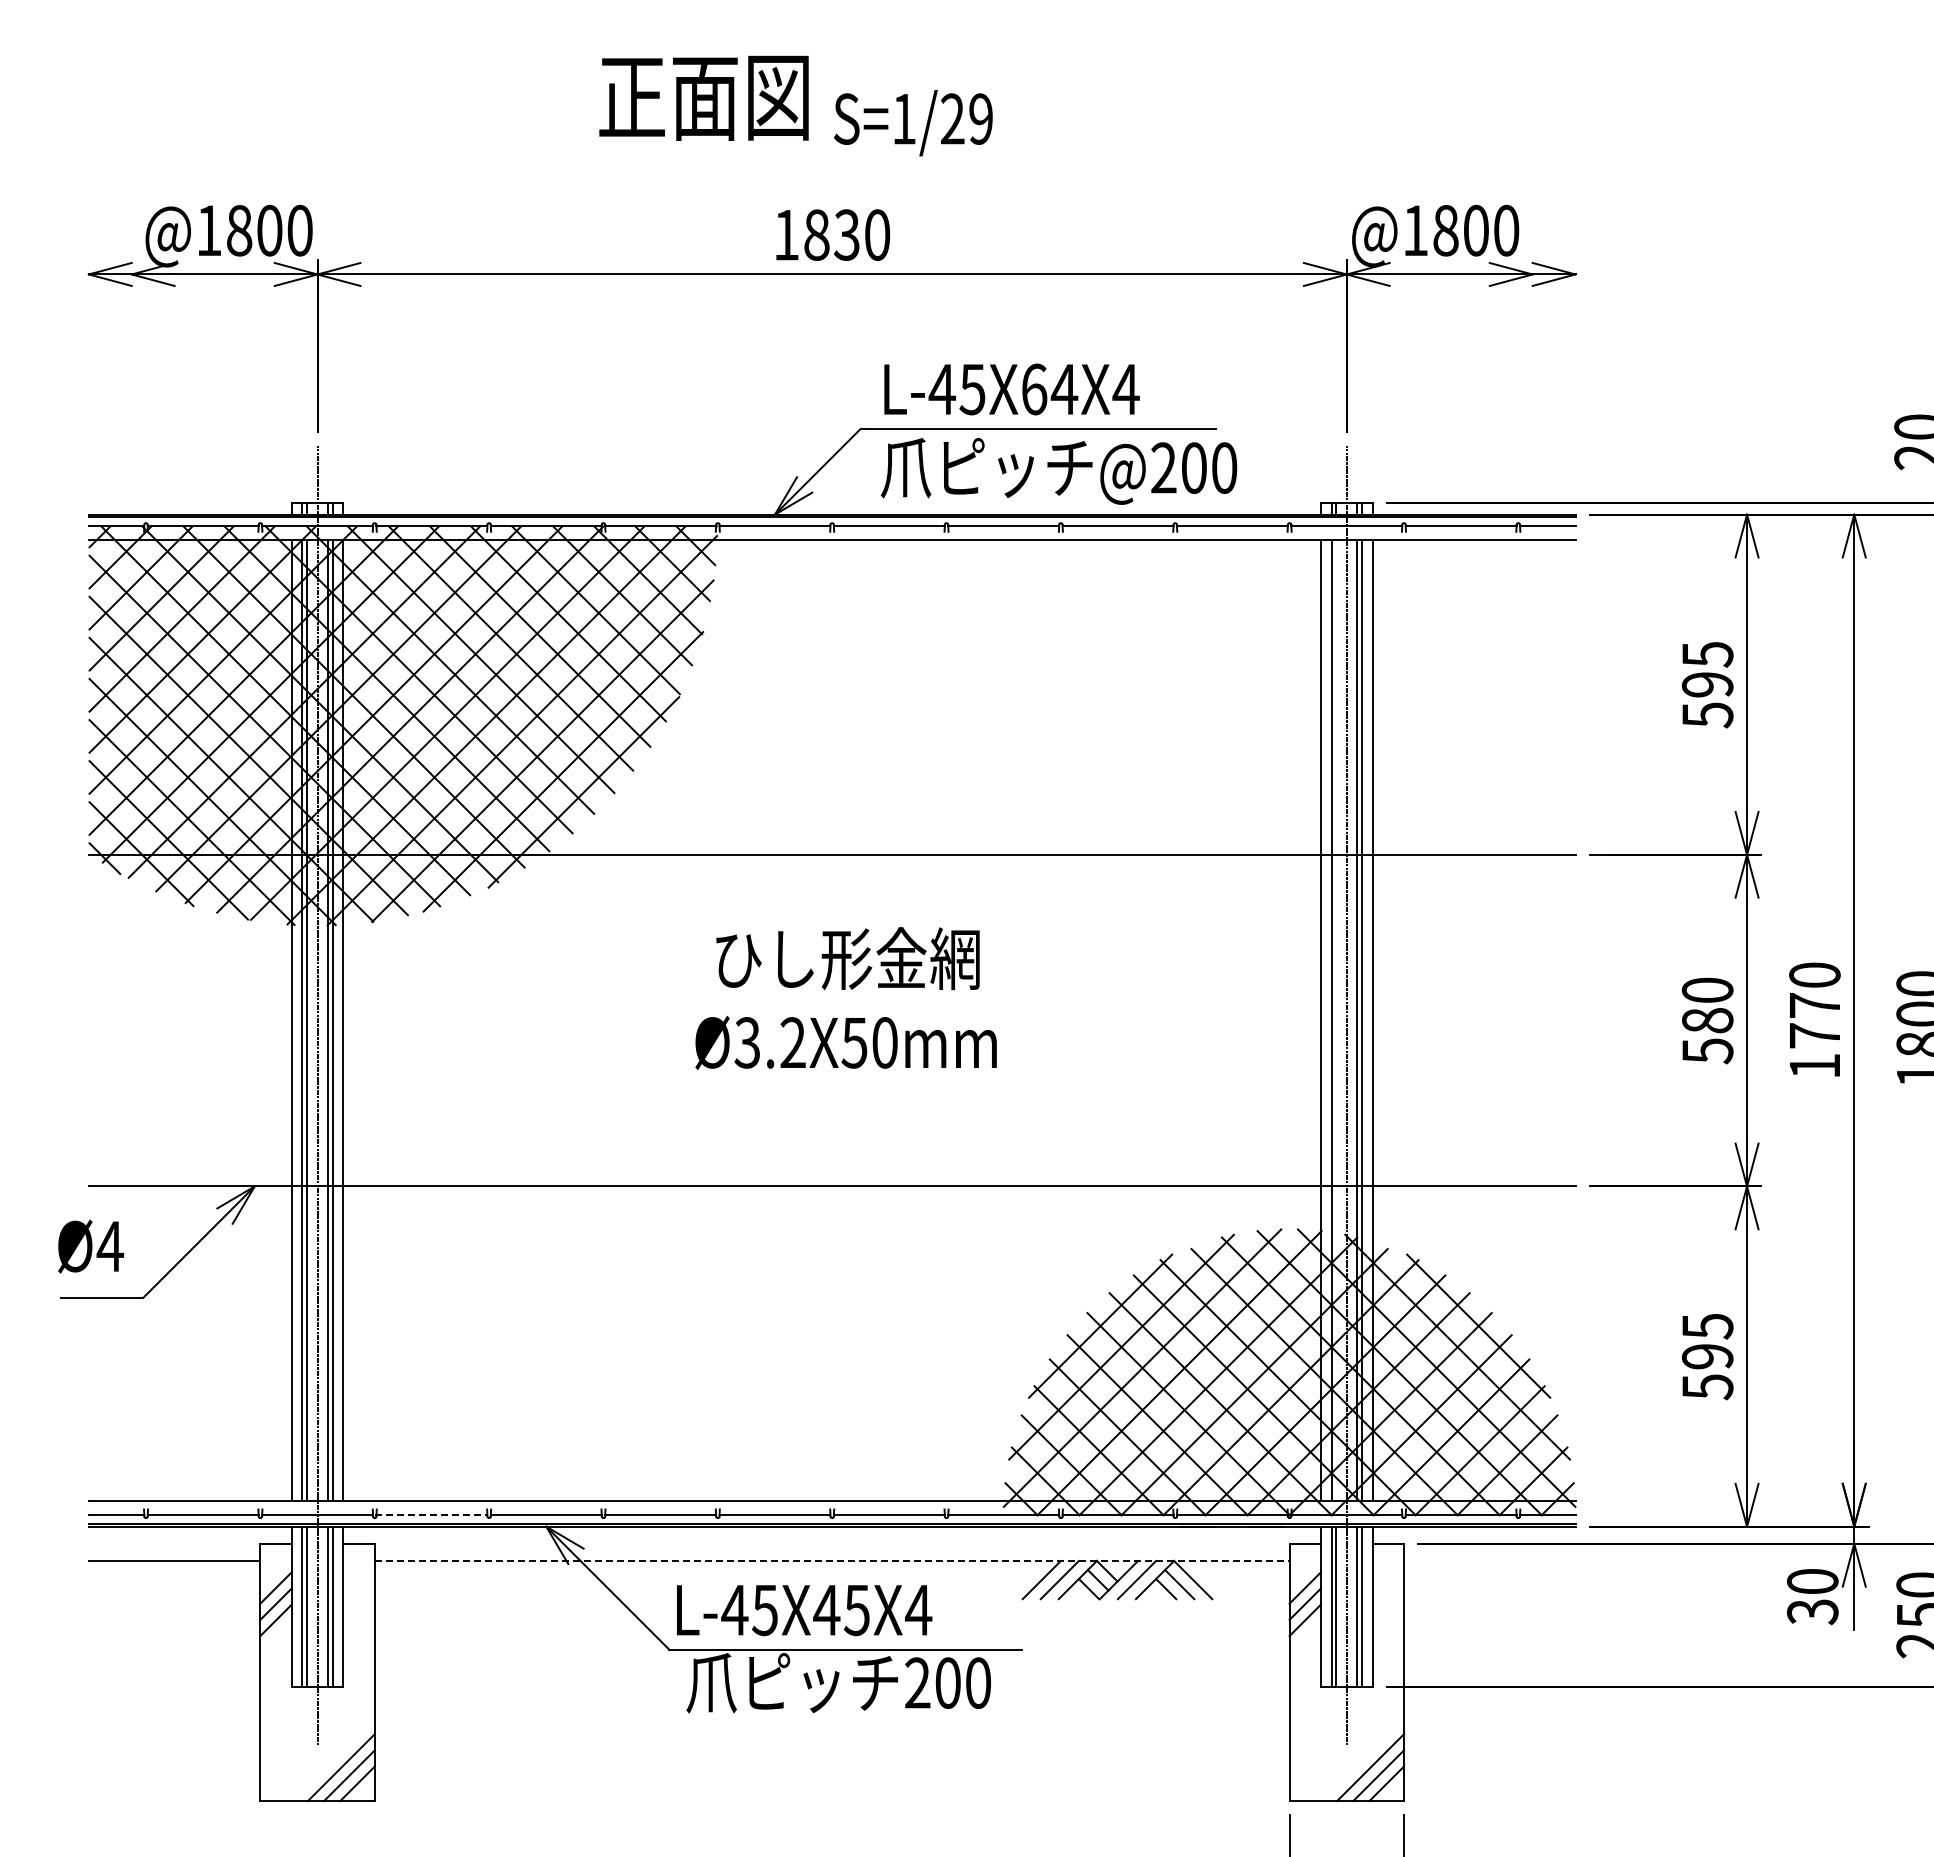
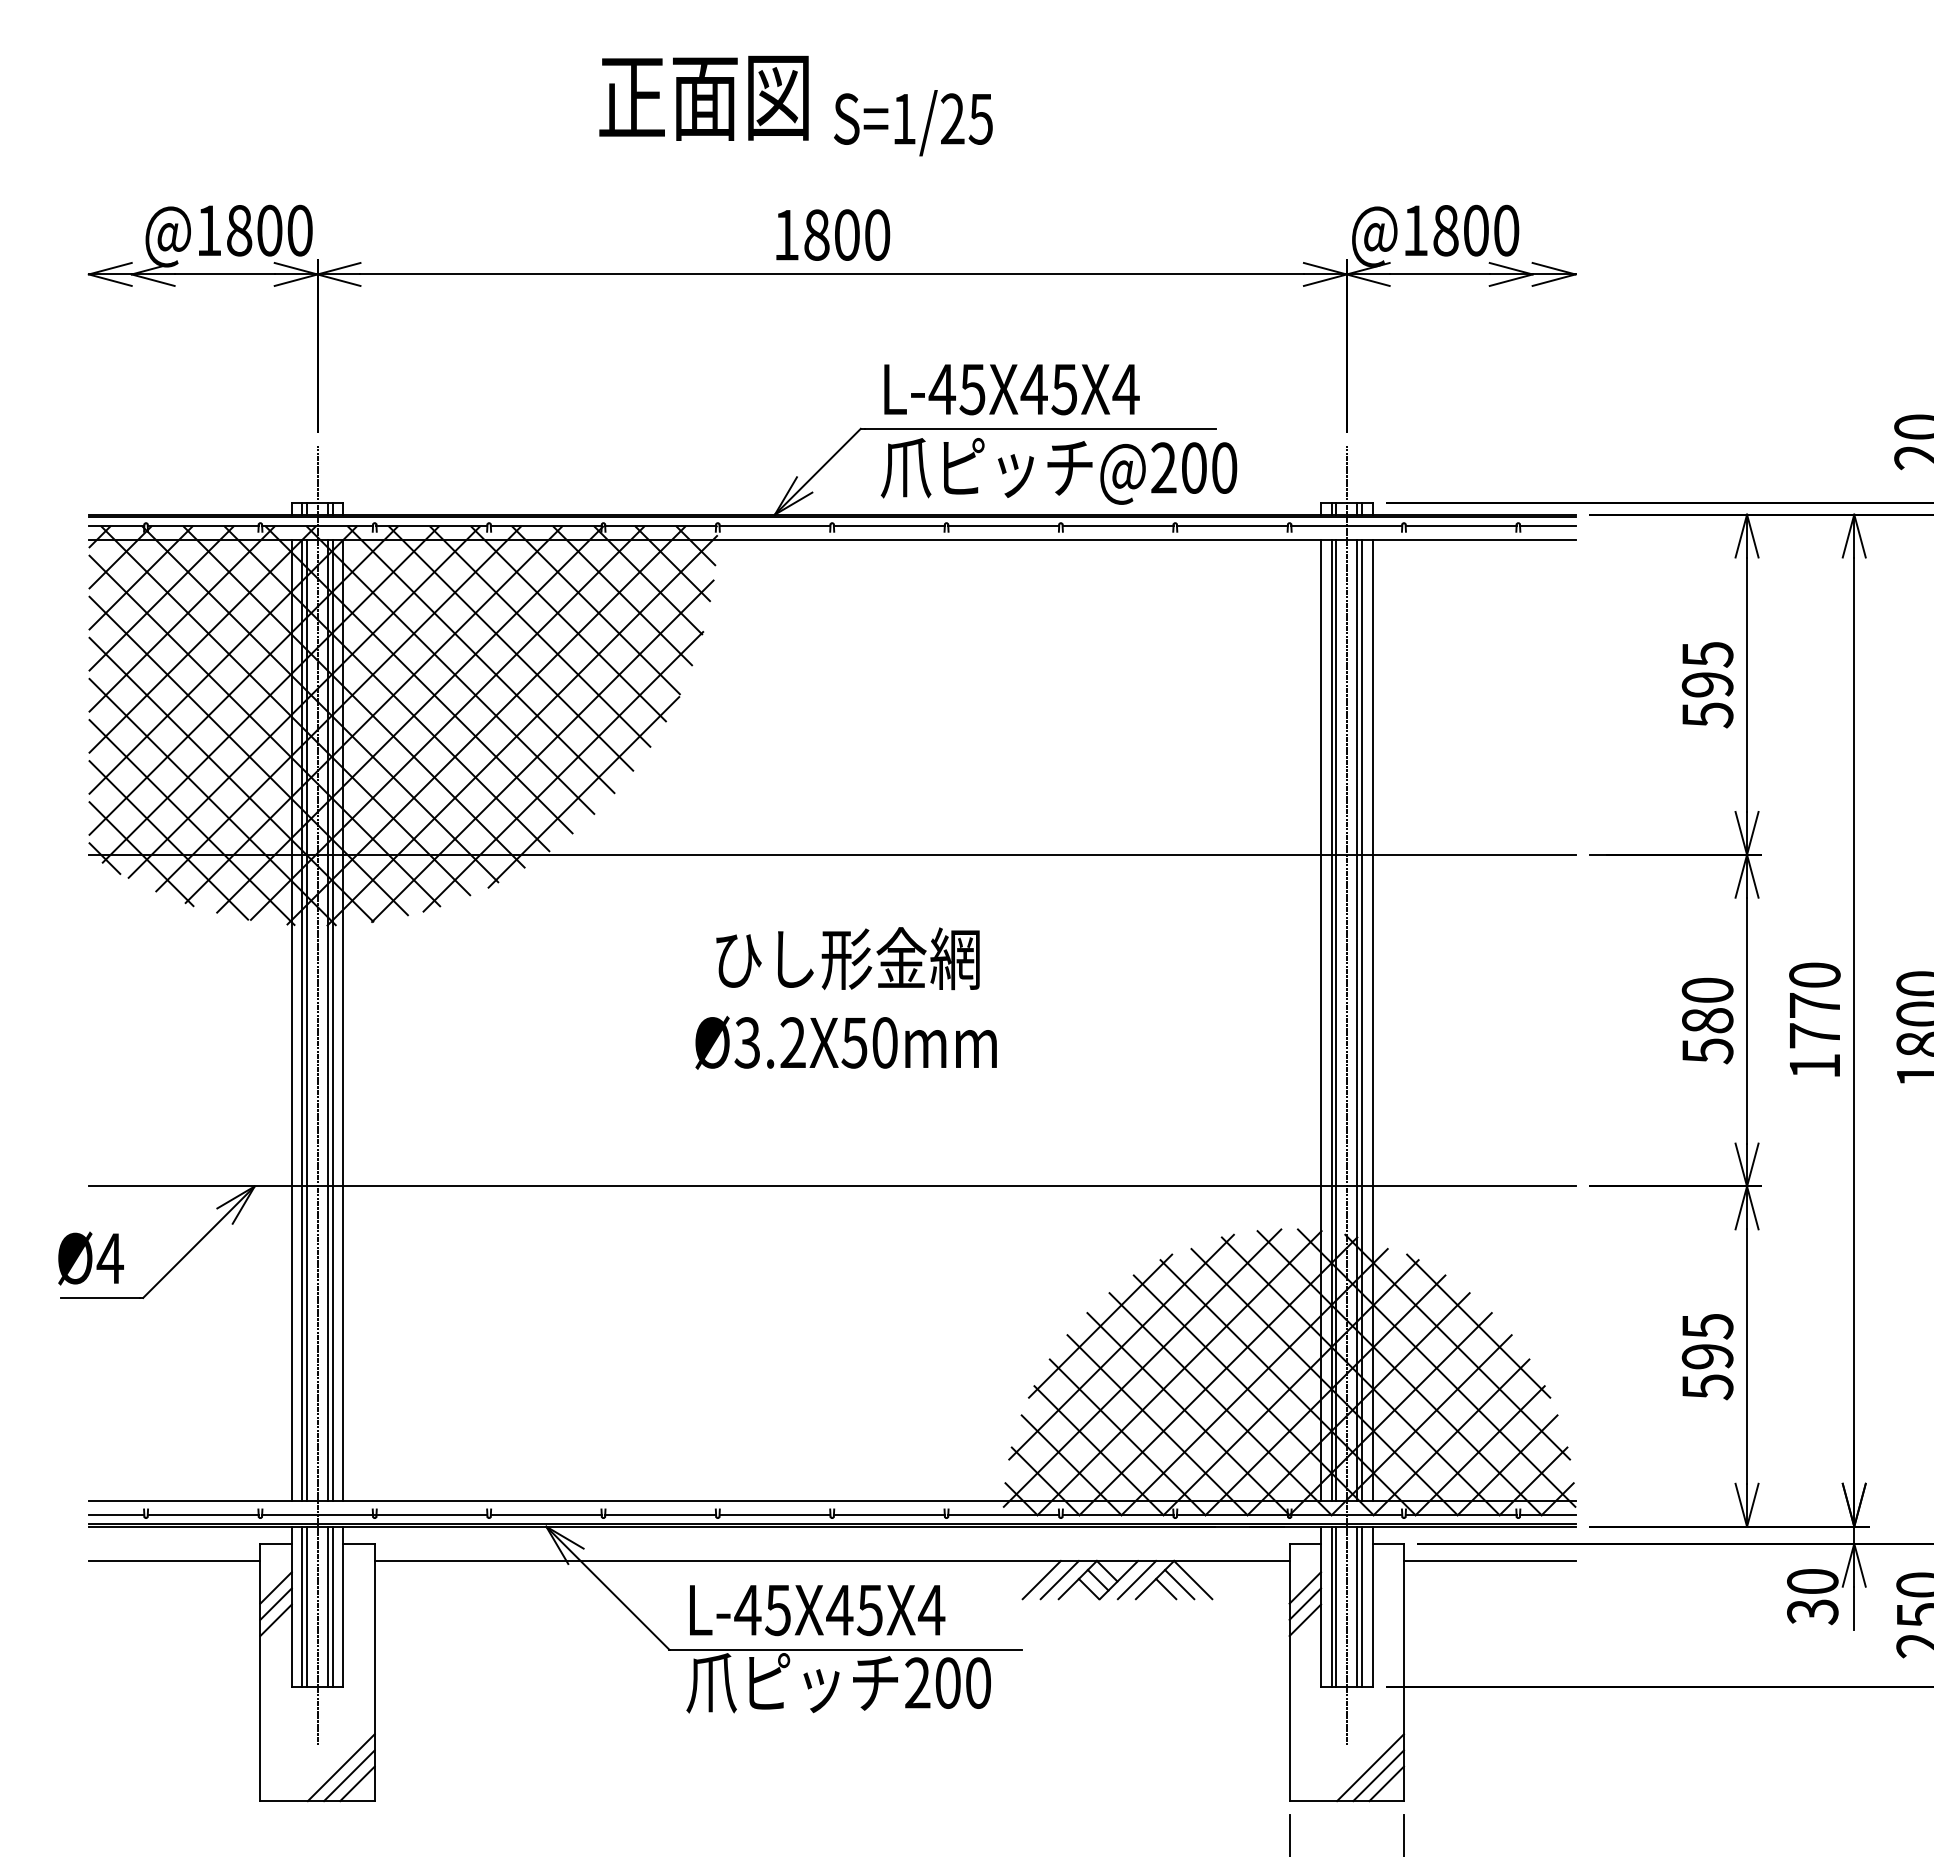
text: S=1/29 -> S=1/25 (980, 118)
text: 1830 -> 1800 (846, 234)
text: L-45X64X4 -> L-45X45X4 (1049, 389)
line: none -> present (1336, 1020)
text position: (90, 1246) -> (90, 1258) (90, 1258)
line: dashed -> solid (431, 1515)
line: dashed -> solid (832, 1560)
line: none -> present (1489, 1560)
text position: (804, 1610) -> (817, 1610) (817, 1610)
